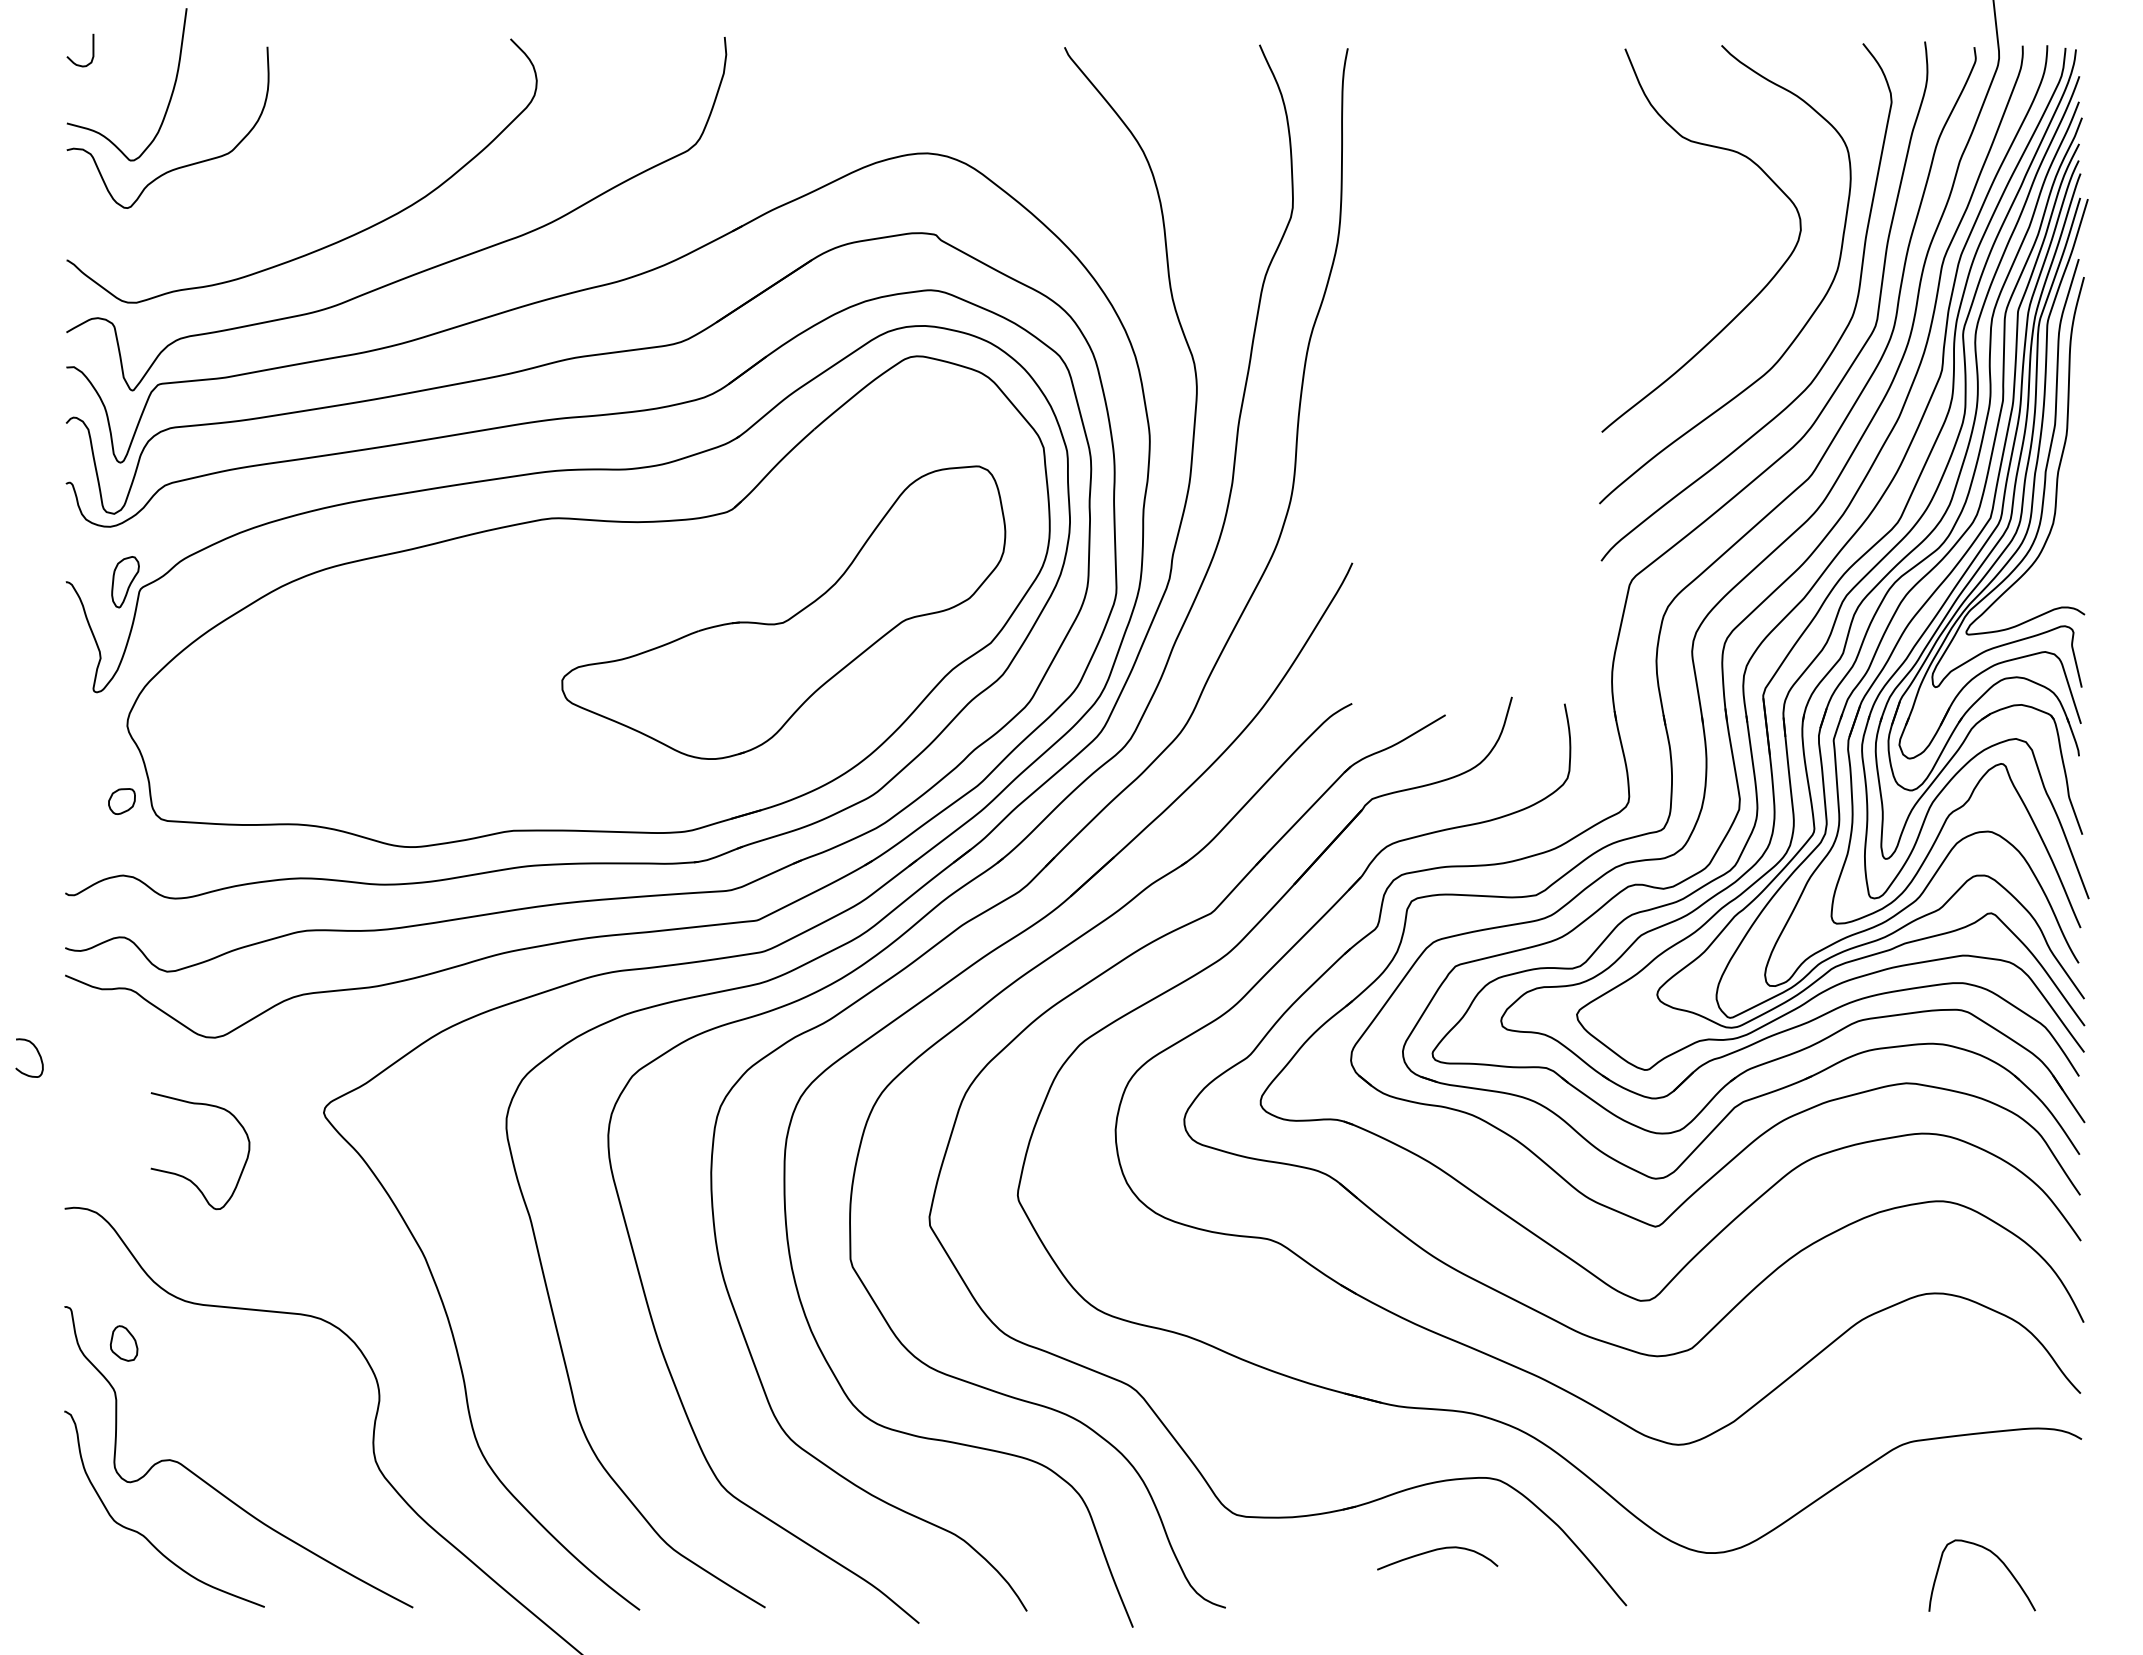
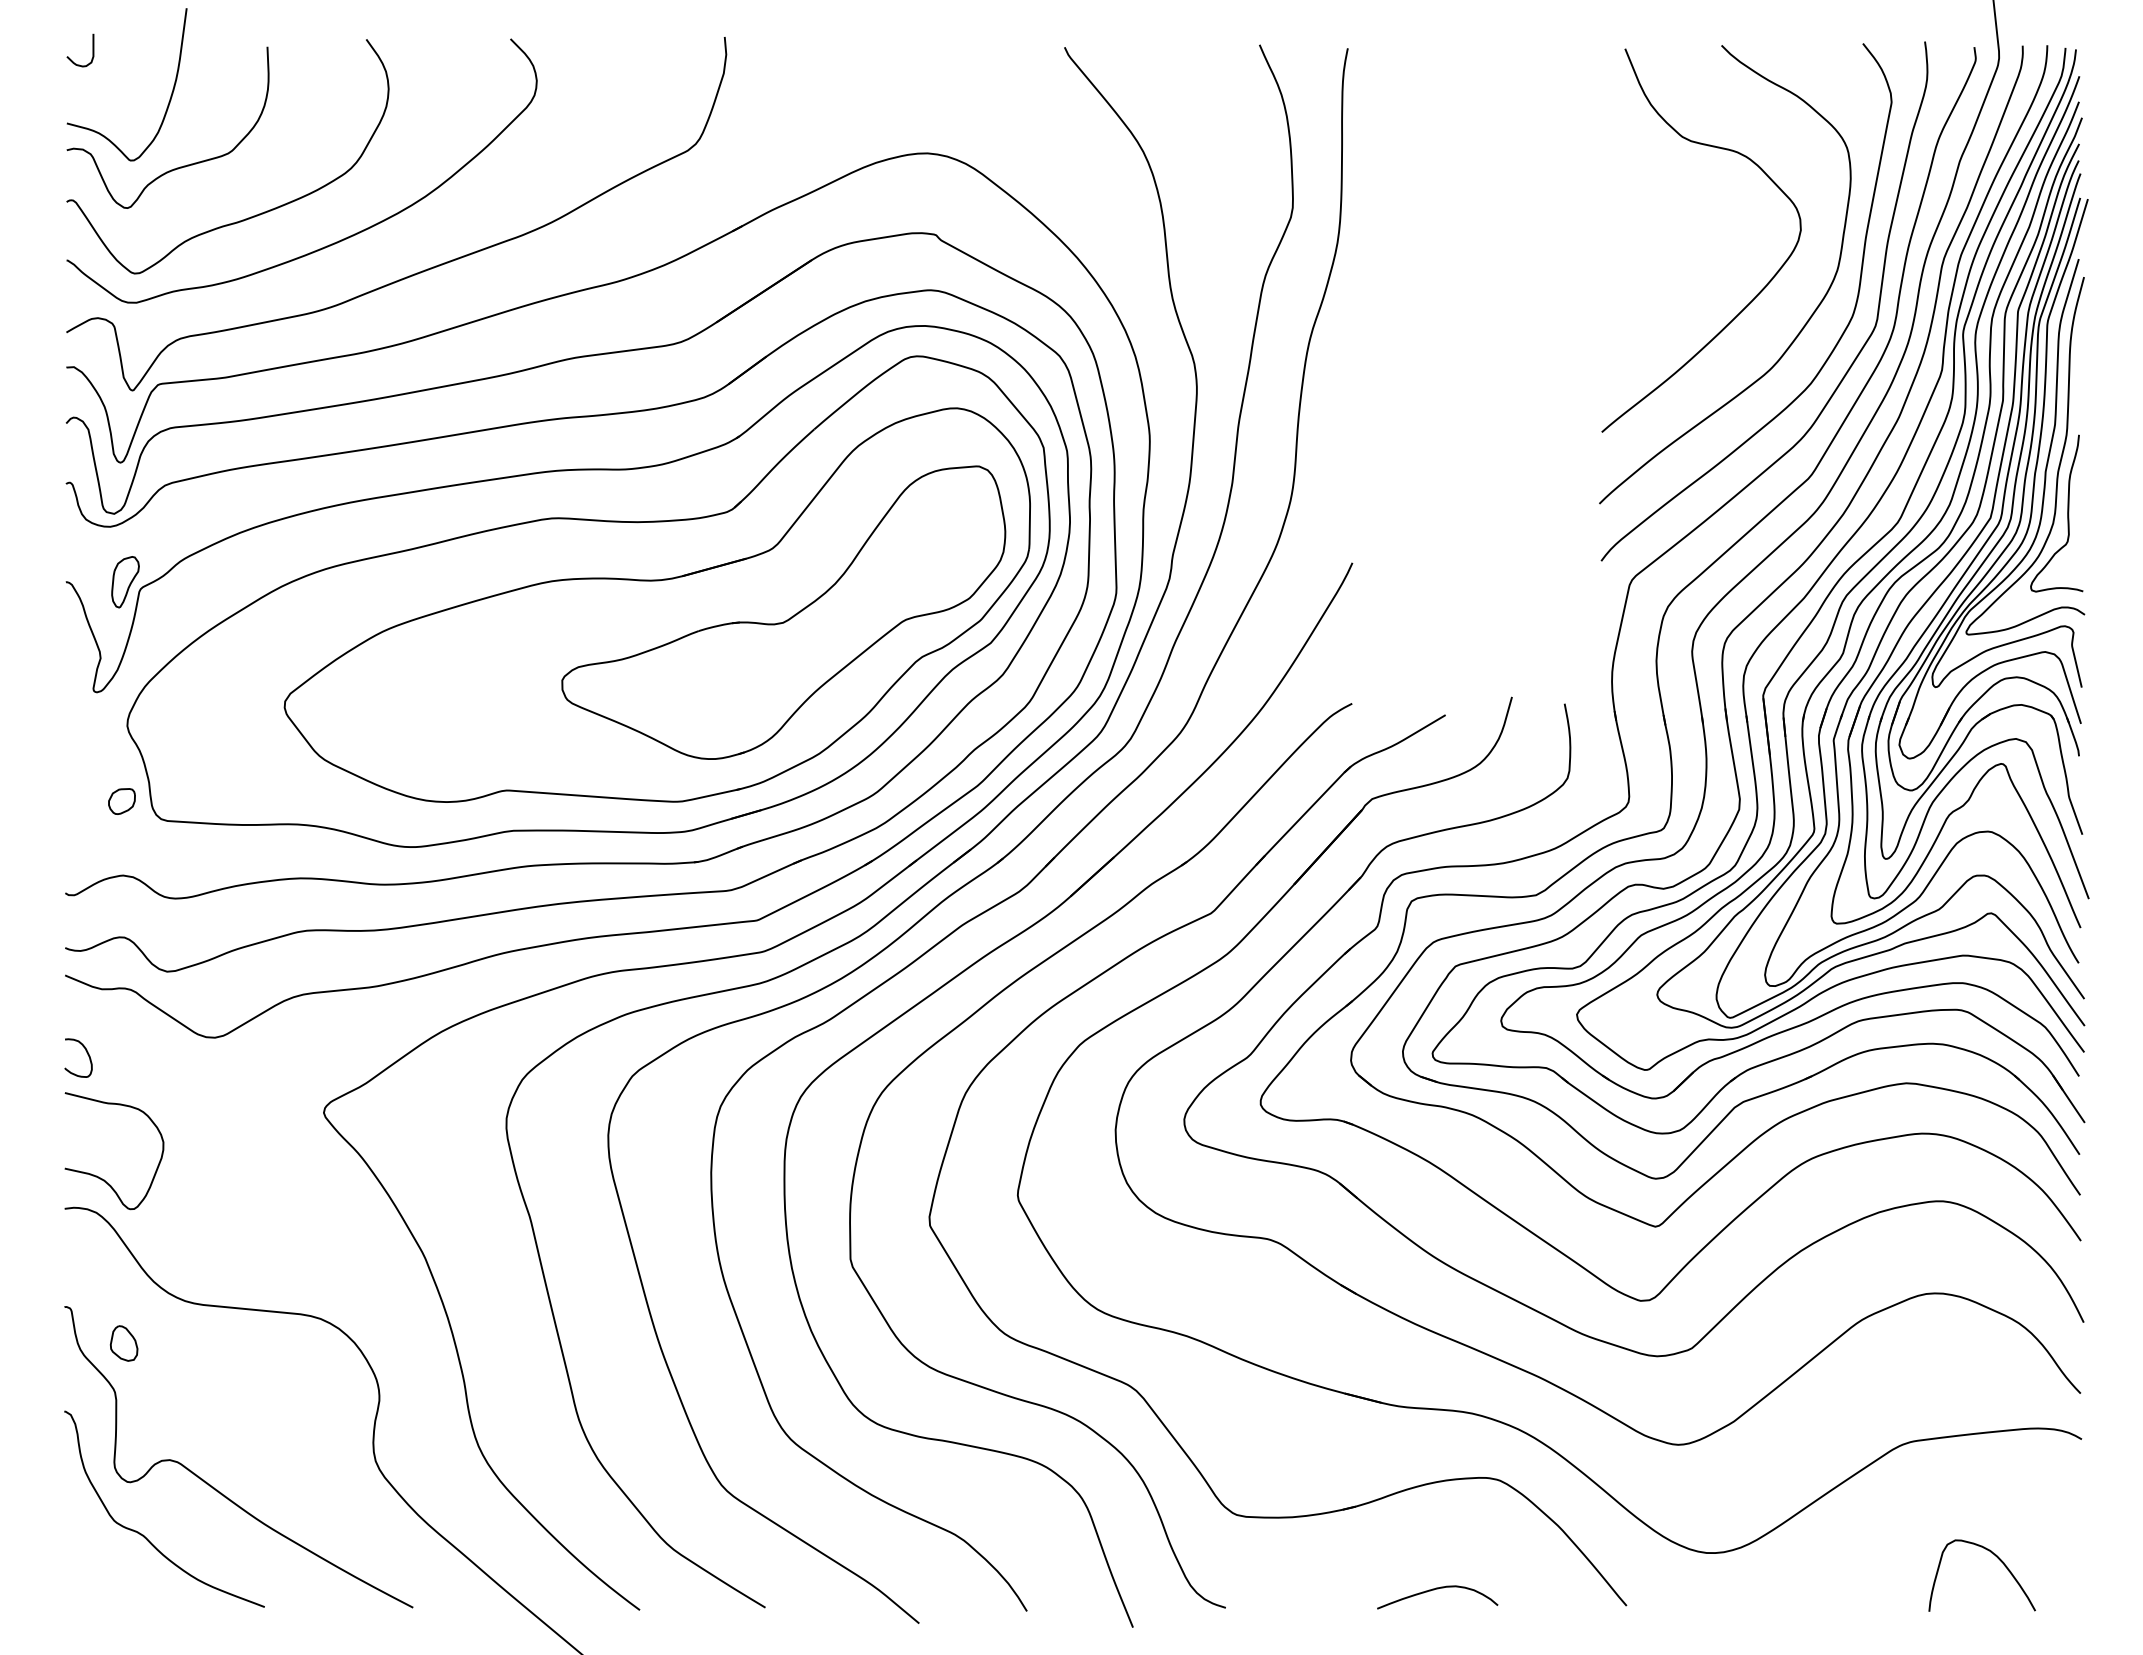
curve: none -> present (250, 216)
curve: none -> present (2067, 513)
part: none -> present (656, 604)
curve position: (37, 1052) -> (86, 1052) (86, 1052)
curve position: (186, 1177) -> (100, 1177) (100, 1177)
curve position: (1434, 1551) -> (1434, 1590) (1434, 1590)
